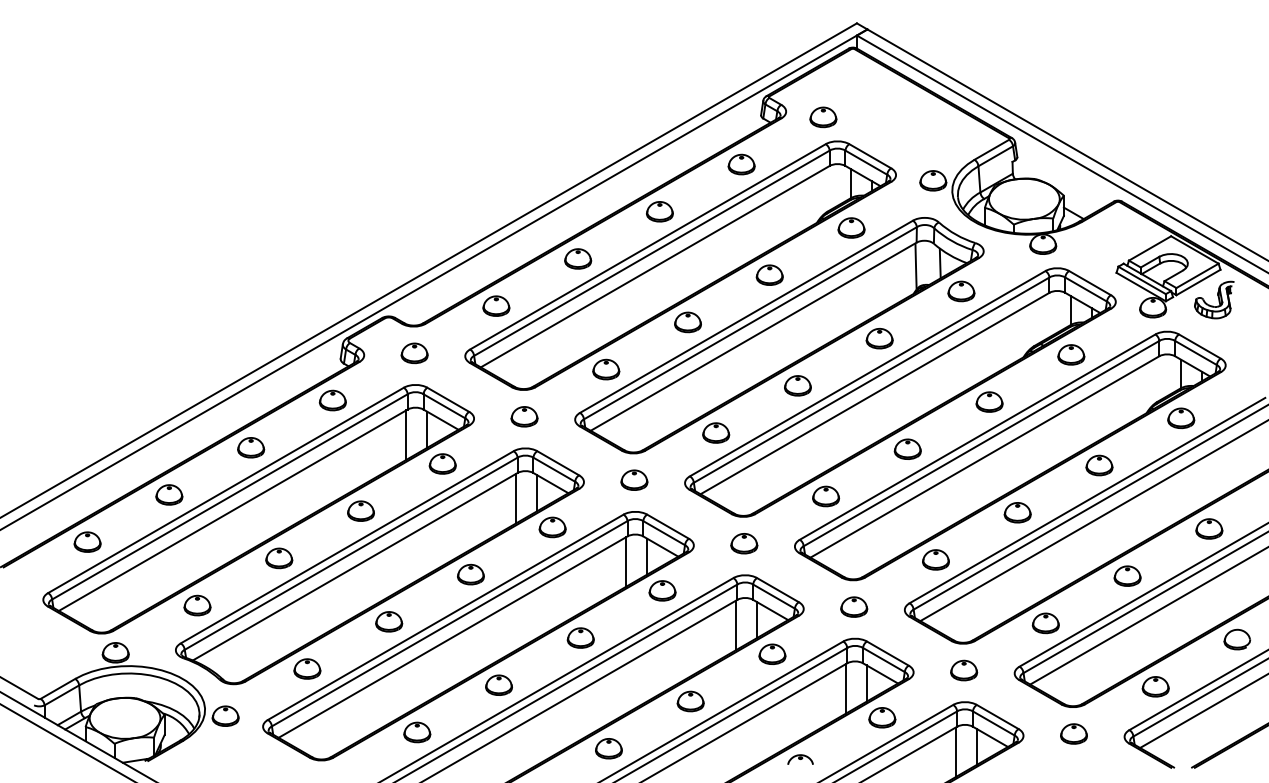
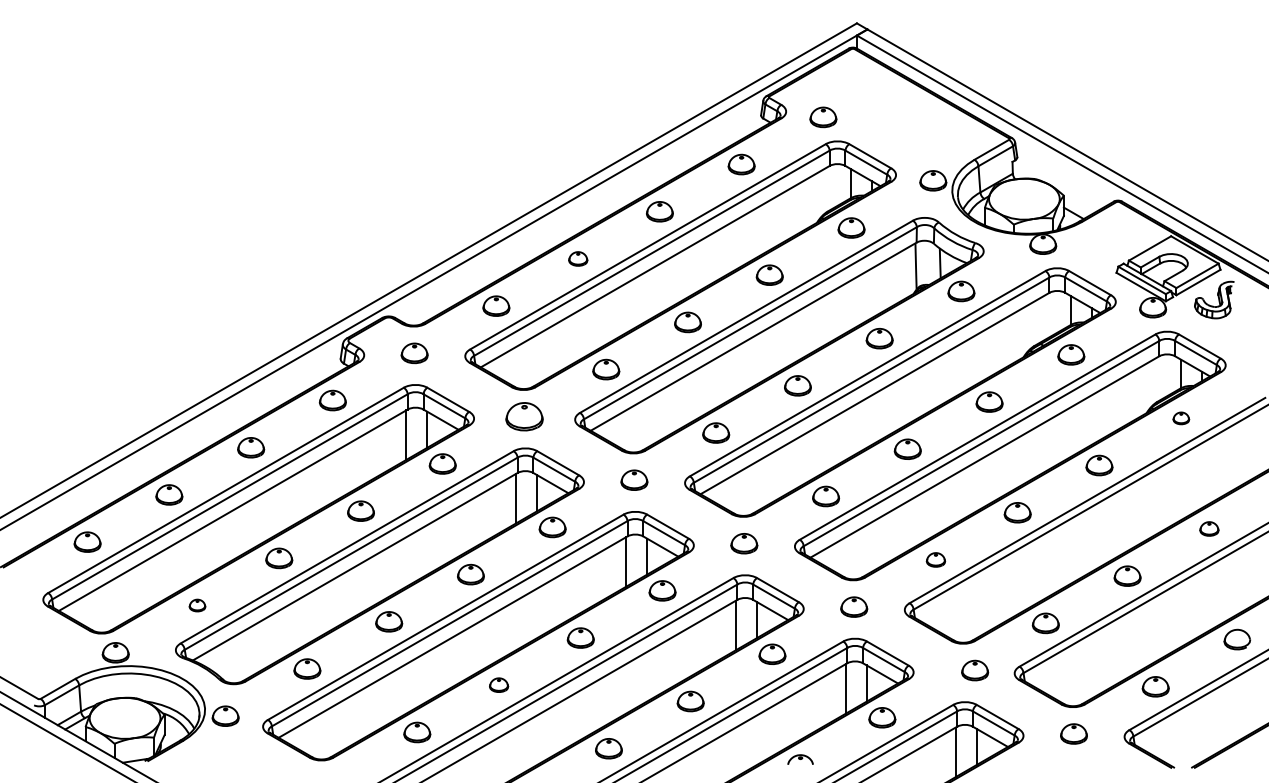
part size: 29x22 px -> 21x16 px (578, 258)
part size: 29x22 px -> 39x30 px (524, 416)
part size: 29x23 px -> 19x15 px (1181, 418)
line: present -> none (1092, 521)
part size: 29x22 px -> 21x16 px (1209, 528)
part size: 28x22 px -> 22x16 px (935, 559)
part size: 29x23 px -> 19x15 px (197, 605)
line: present -> none (1147, 616)
part position: (964, 670) -> (975, 670) (975, 670)
part size: 28x22 px -> 21x16 px (499, 684)
line: present -> none (1202, 711)
